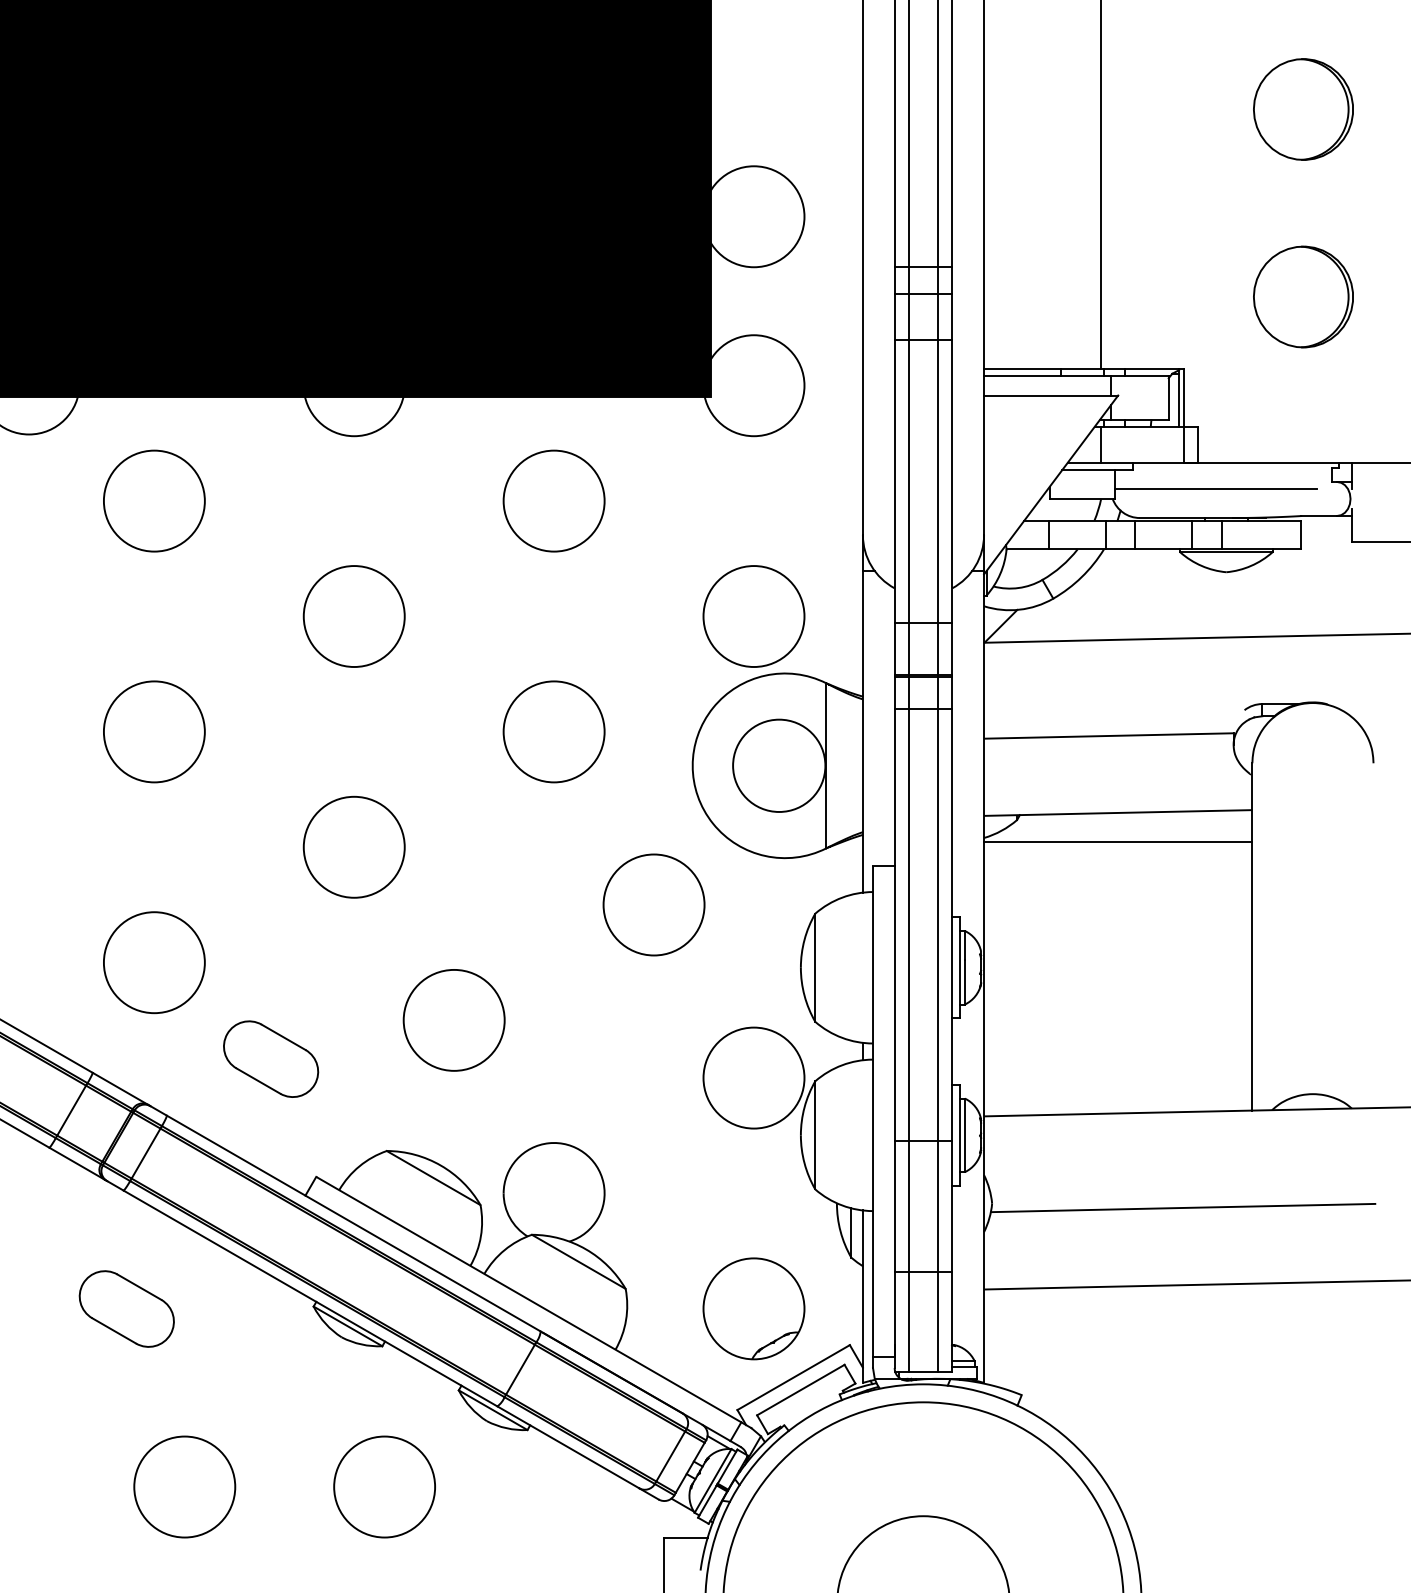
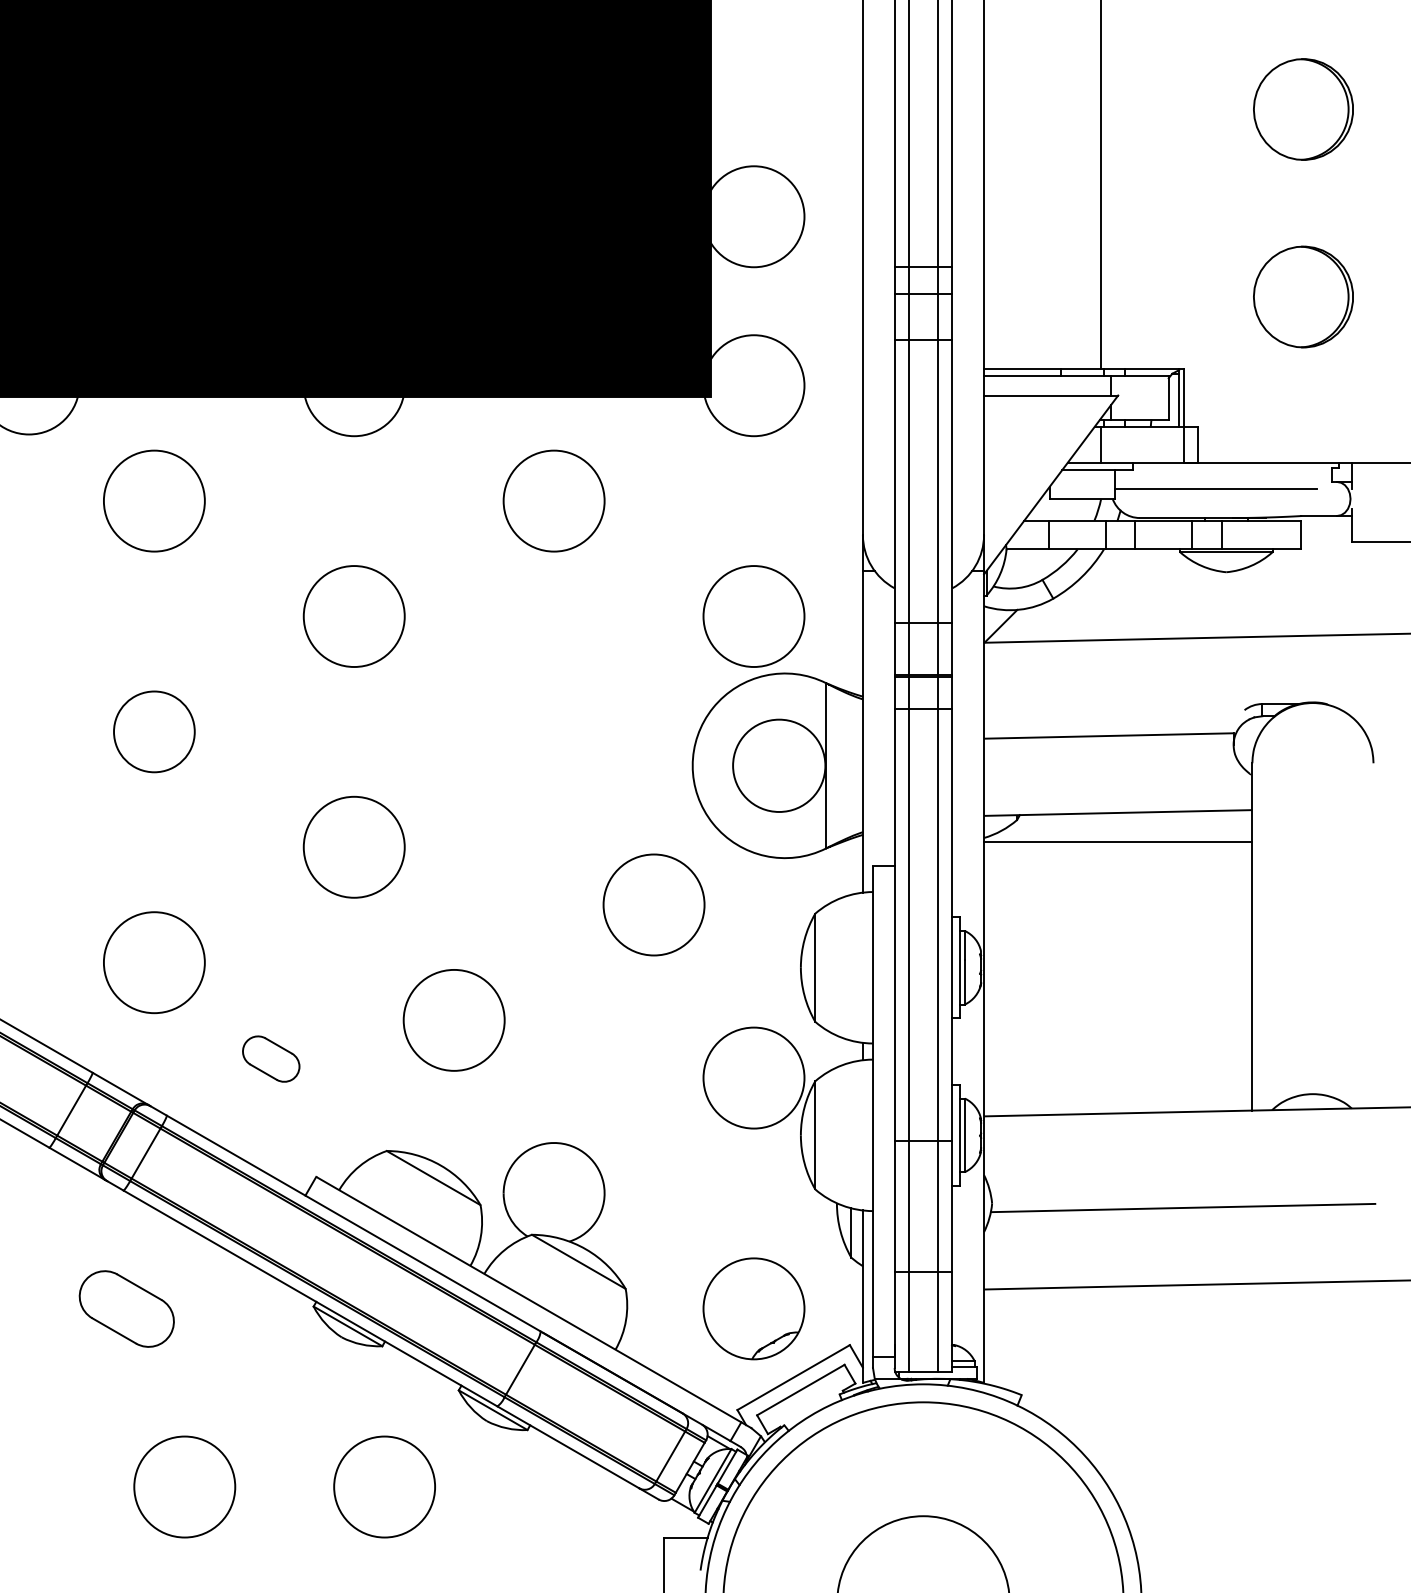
circle diameter: 101 px -> 81 px (154, 731)
circle: present -> none (553, 731)
part size: 97x78 px -> 59x48 px (271, 1058)
